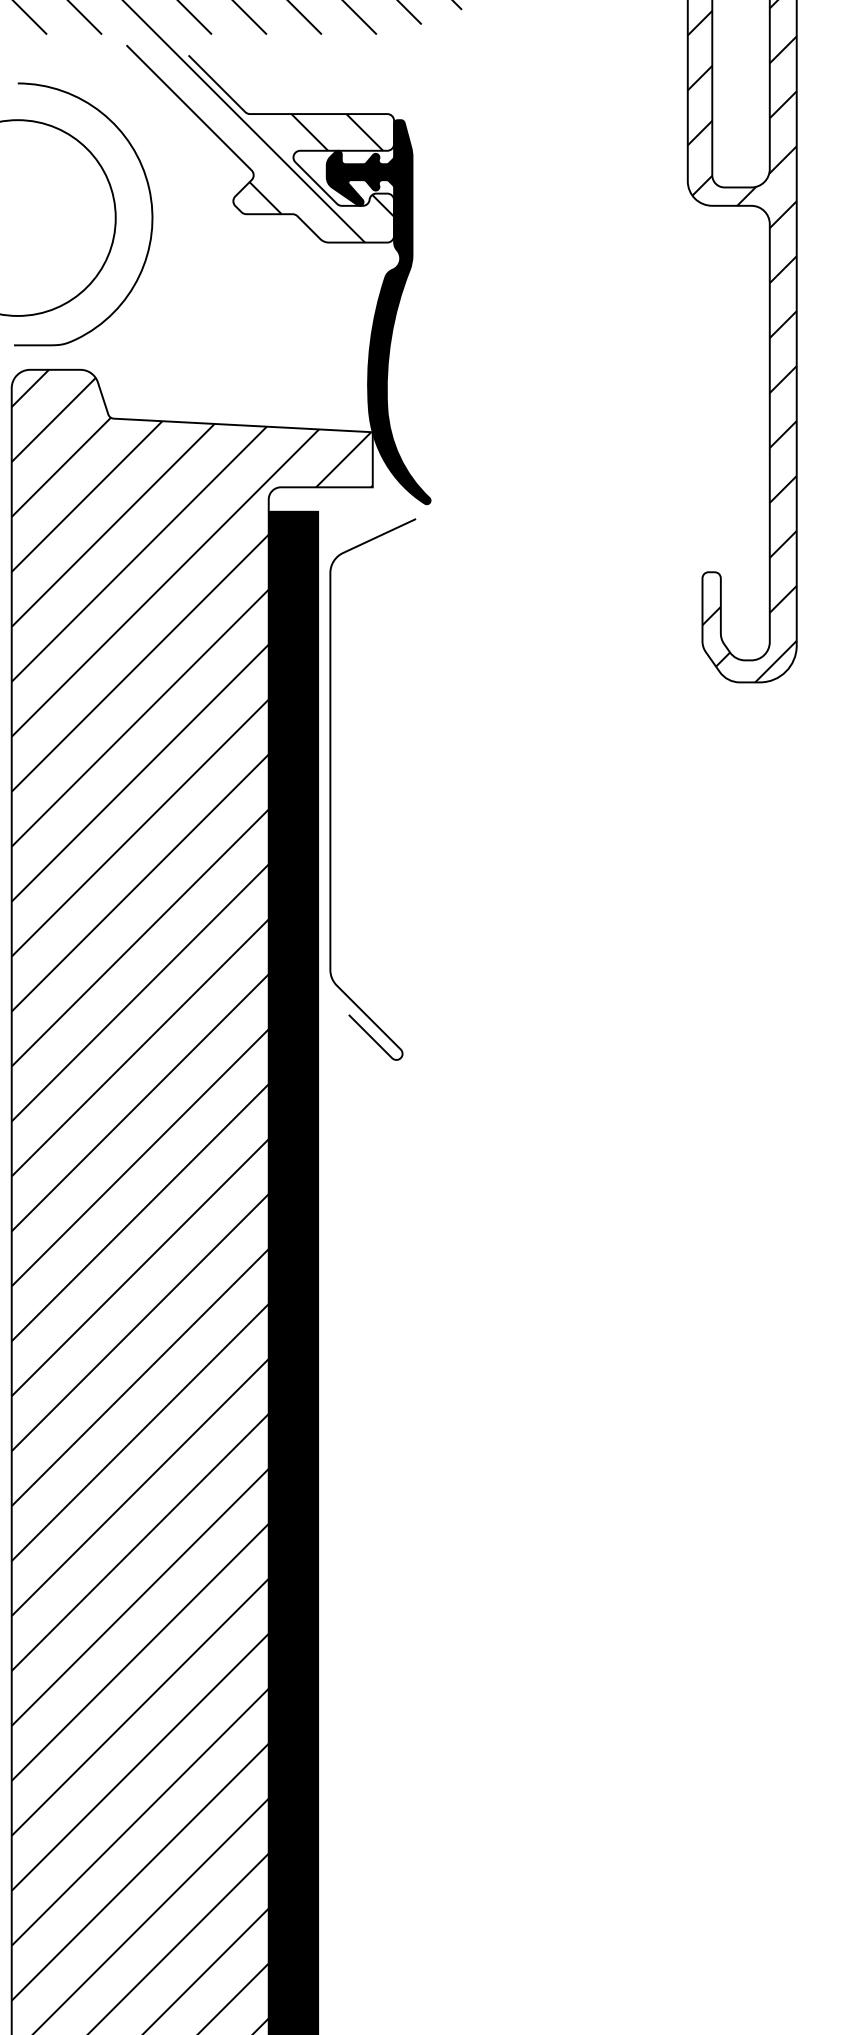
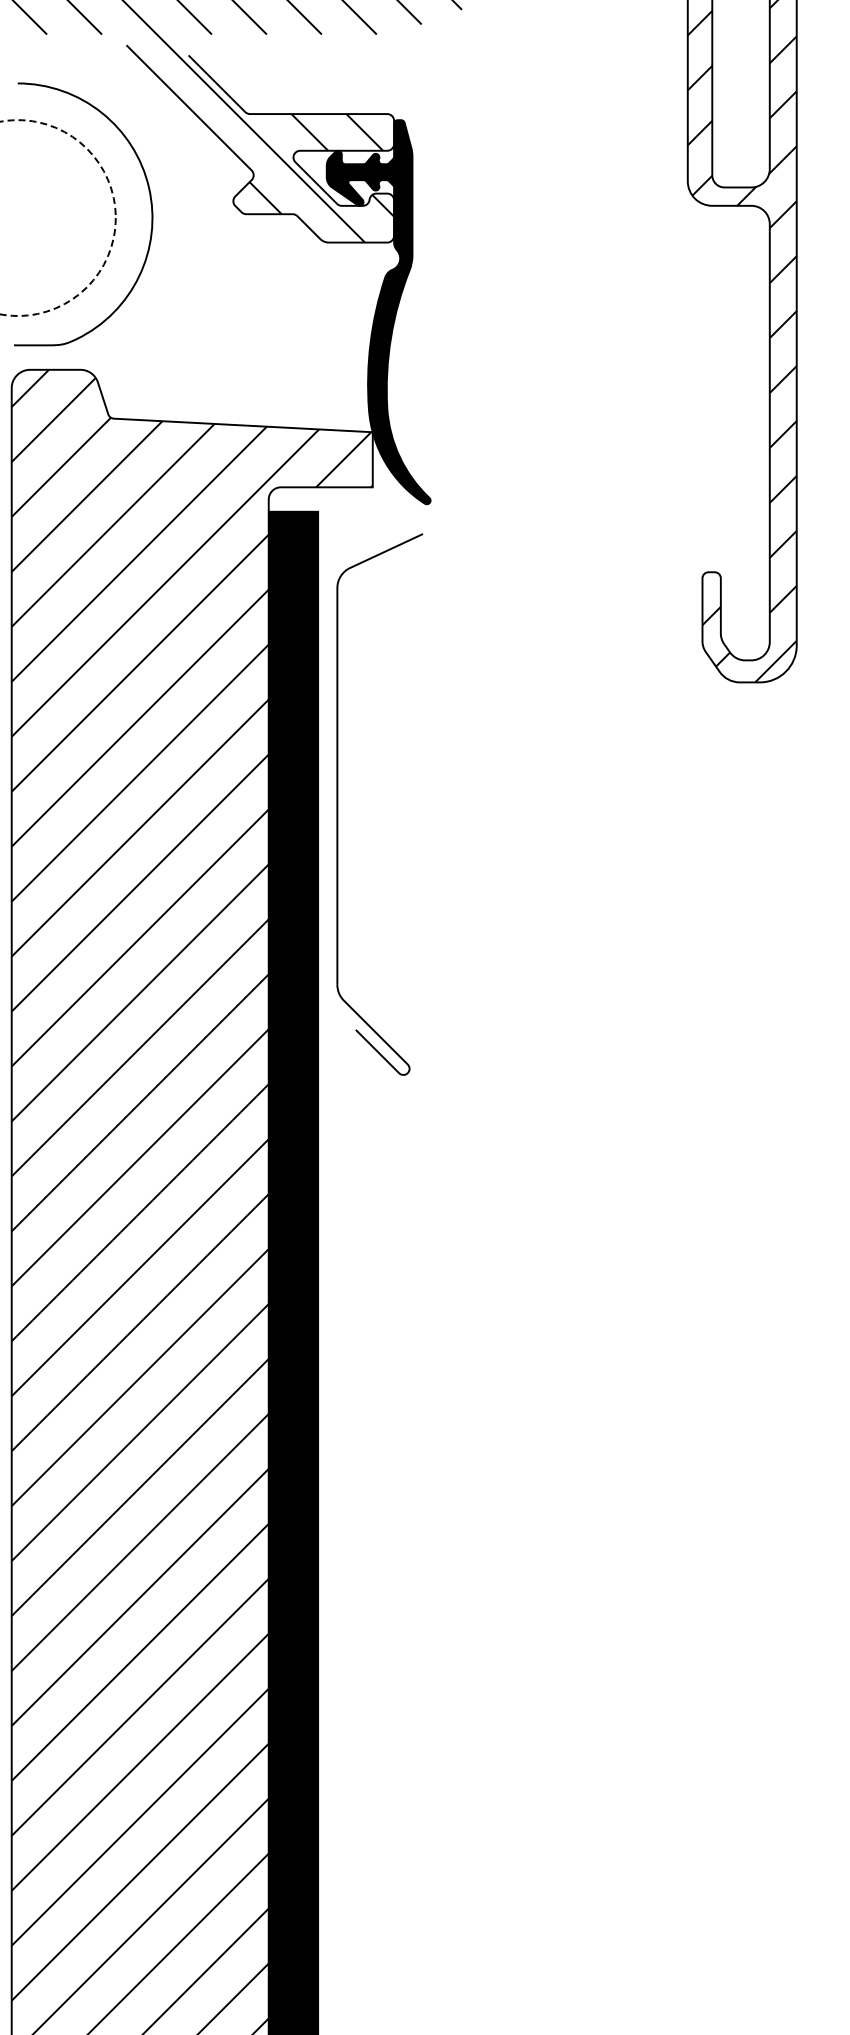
circle: solid -> dashed (57, 217)
curve position: (331, 789) -> (338, 804) (338, 804)
